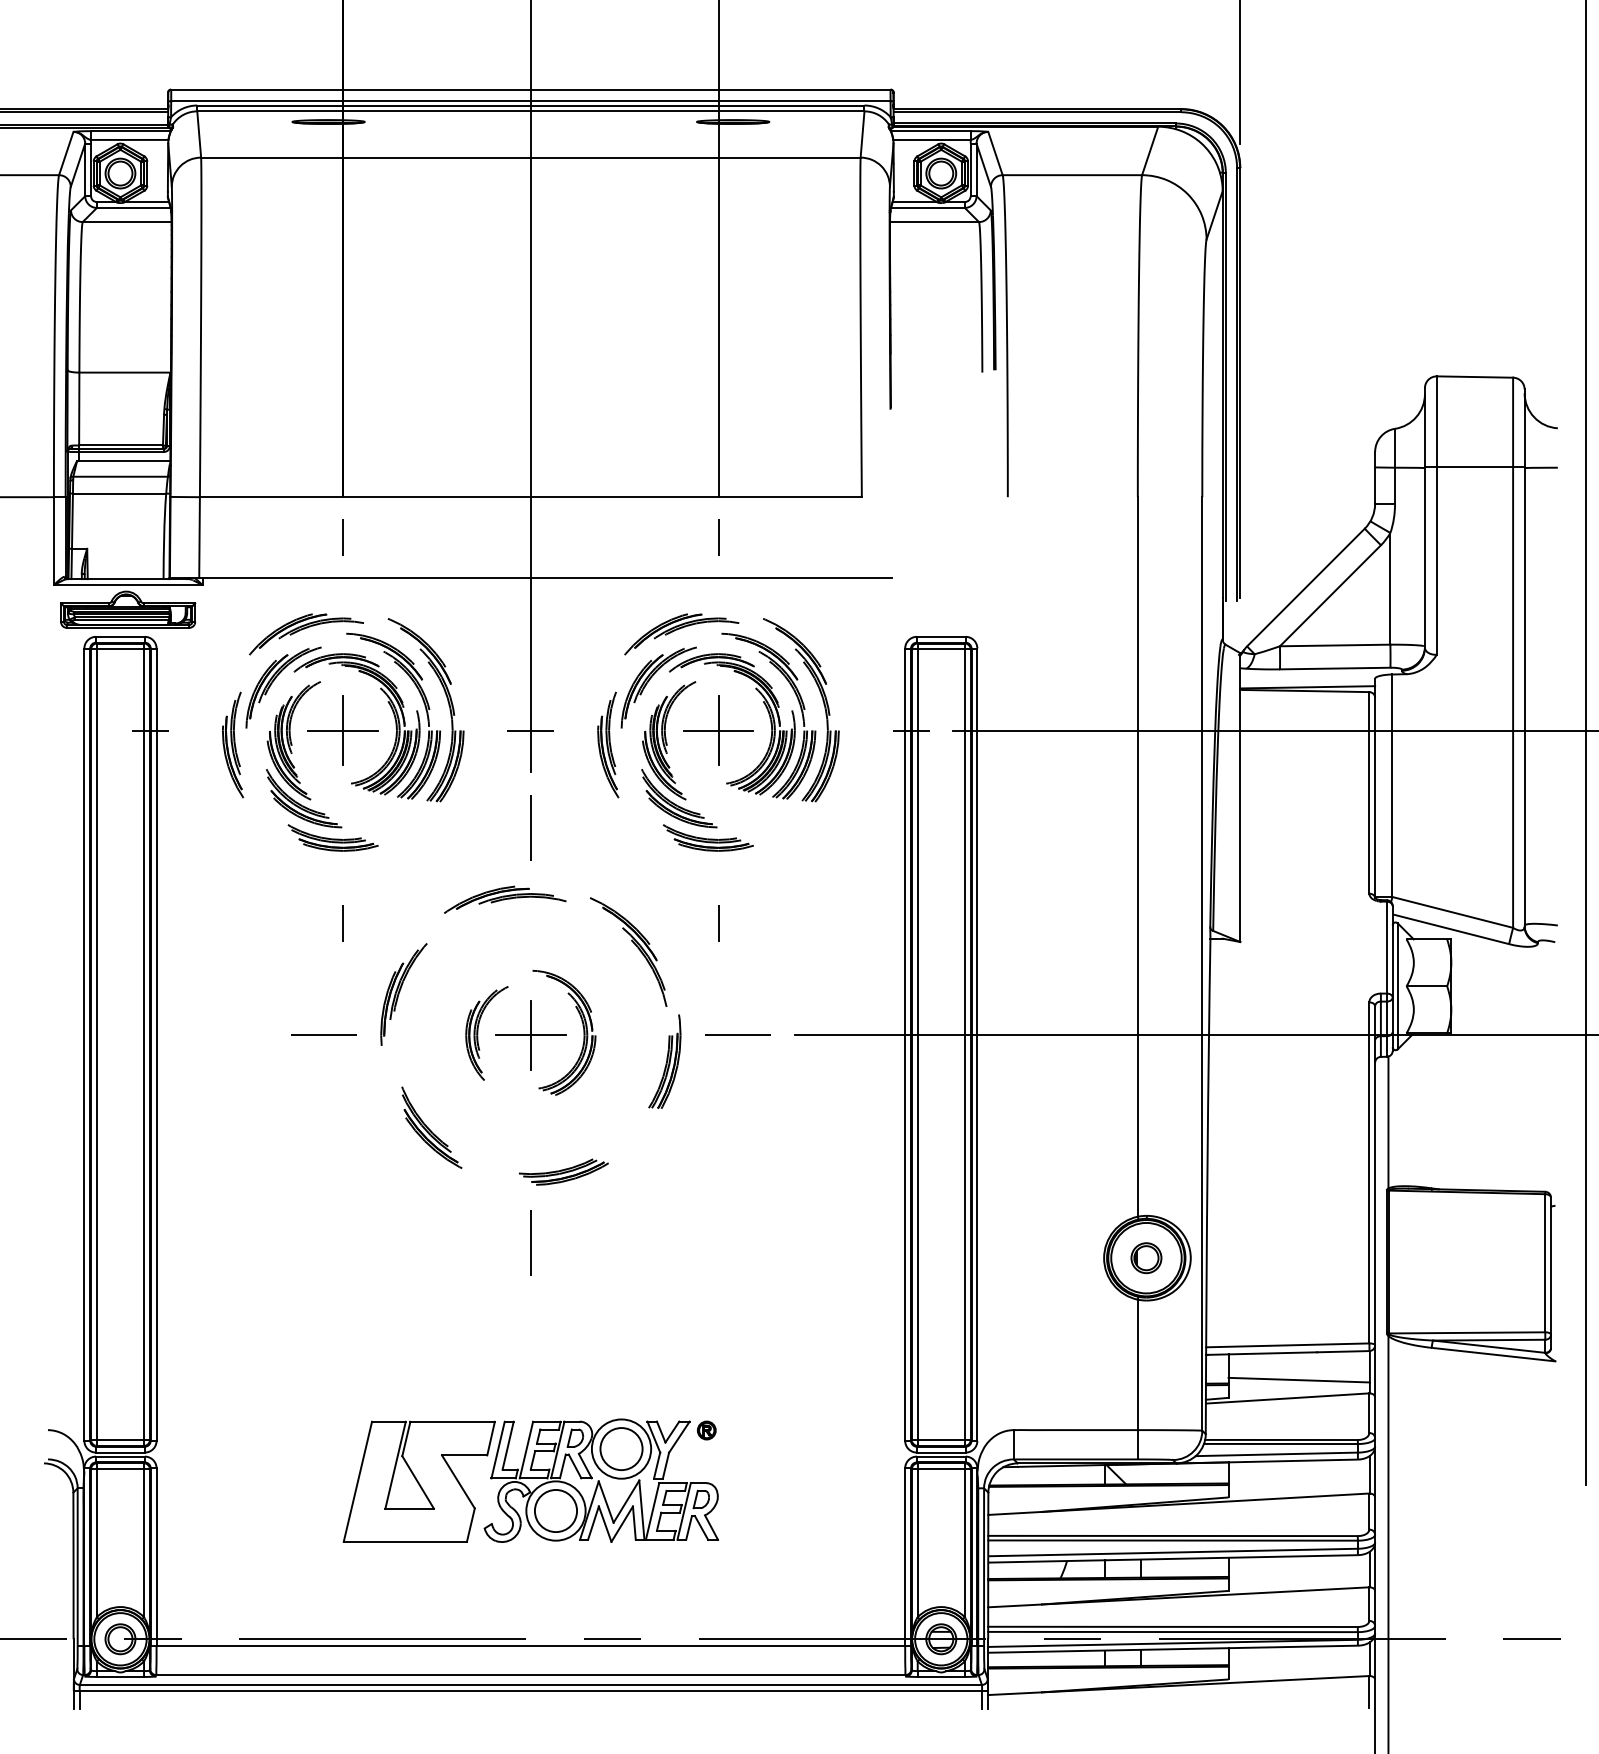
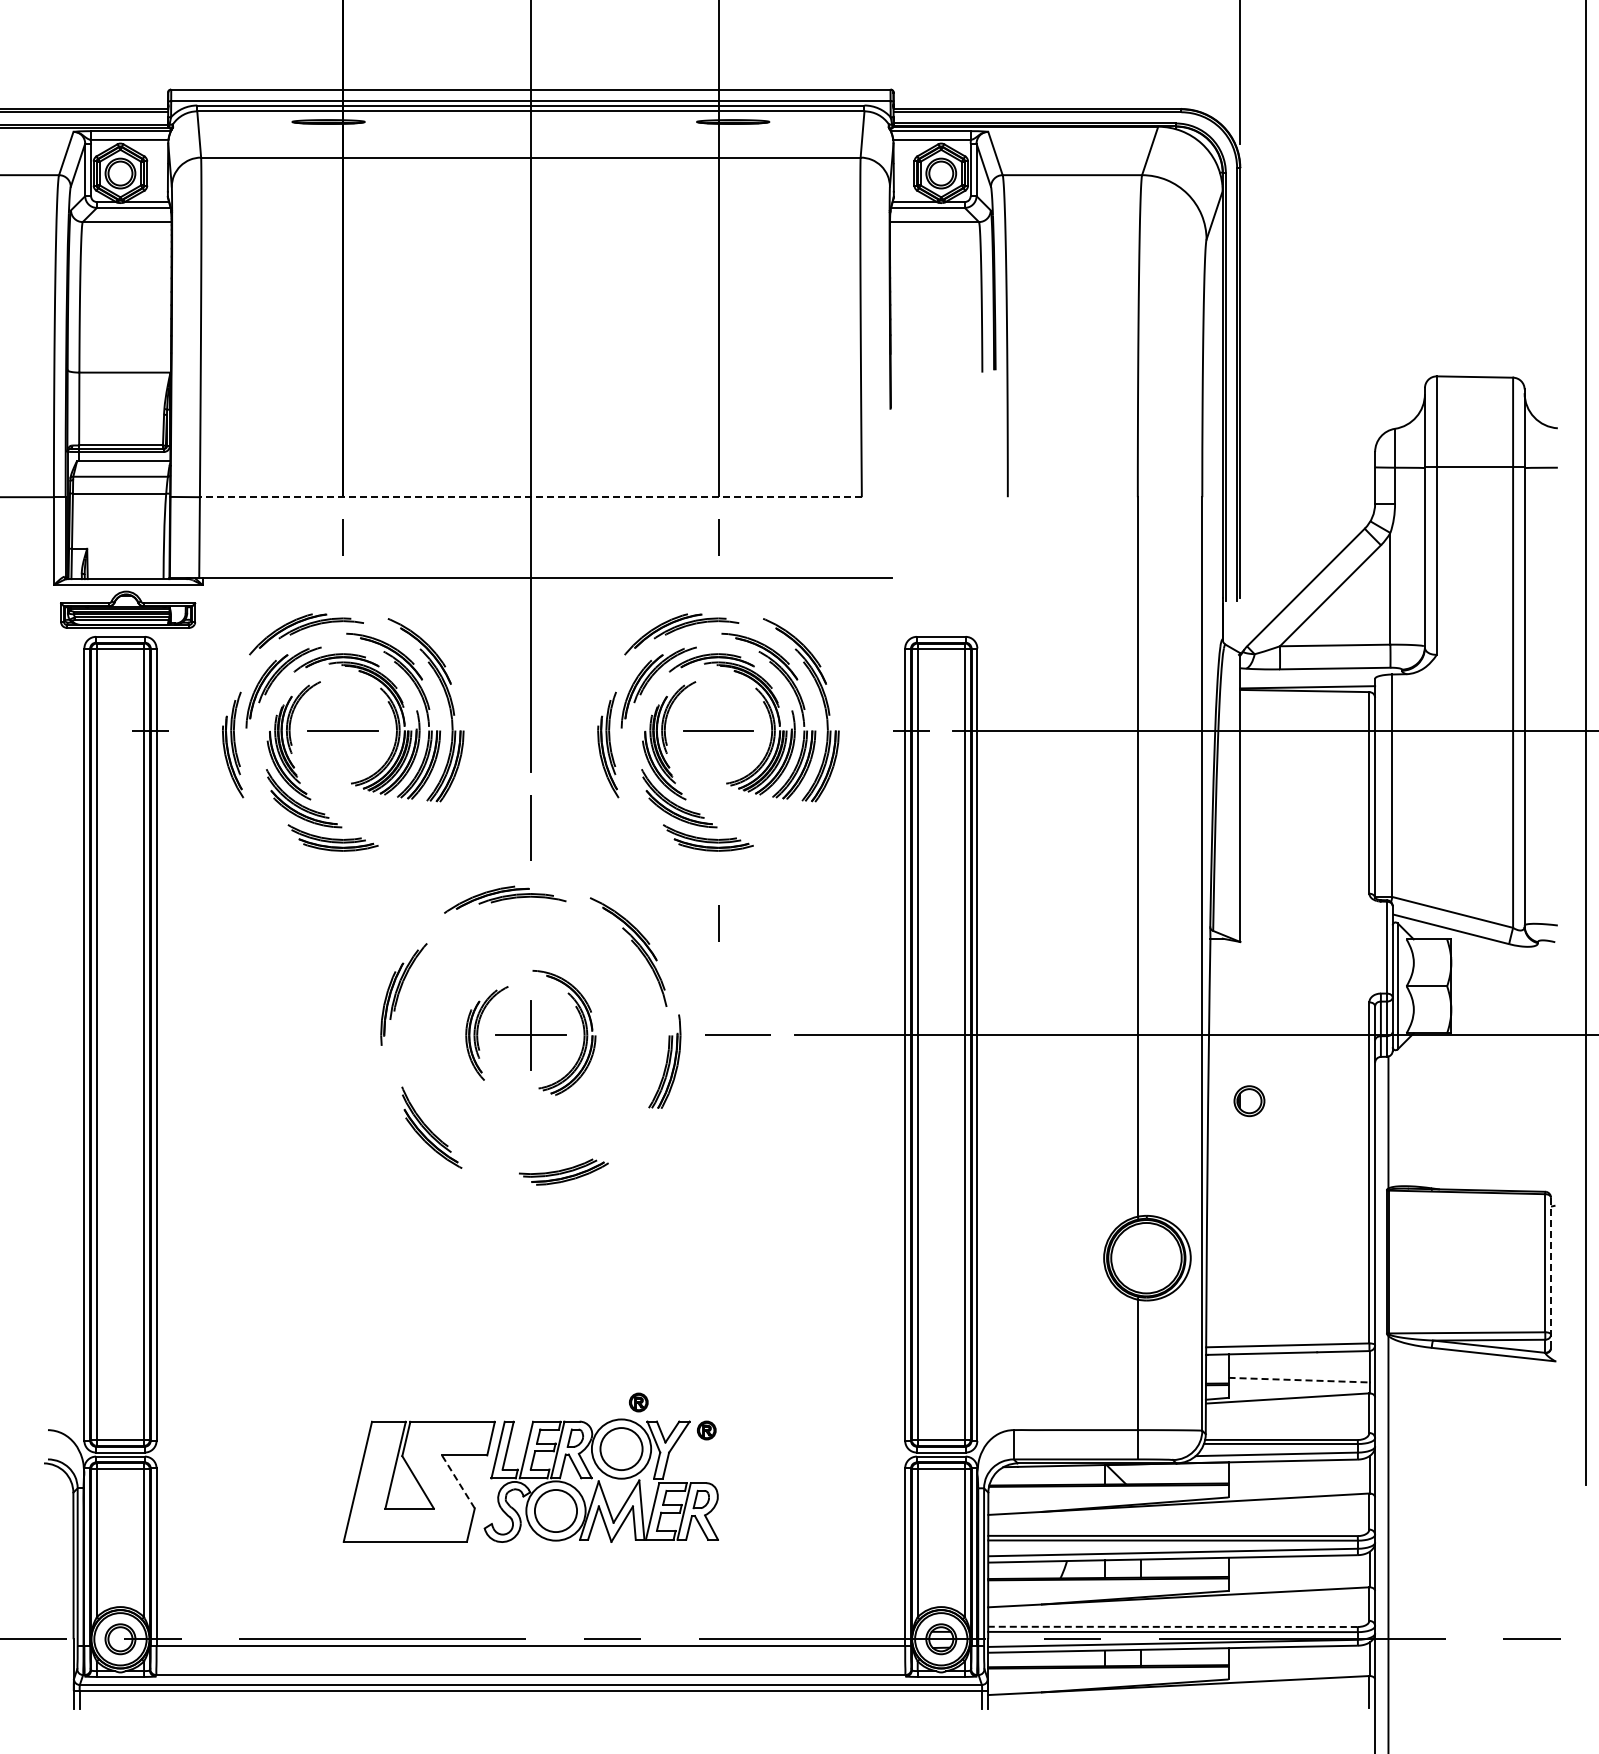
line: solid -> dashed (530, 497)
line: present -> none (343, 730)
line: present -> none (530, 730)
line: present -> none (718, 730)
line: present -> none (342, 923)
line: present -> none (323, 1035)
line: present -> none (530, 1242)
part position: (1146, 1258) -> (1249, 1101) (1249, 1101)
line: solid -> dashed (1551, 1273)
line: solid -> dashed (1299, 1380)
part: none -> present (638, 1402)
line: solid -> dashed (458, 1481)
line: solid -> dashed (1172, 1626)
